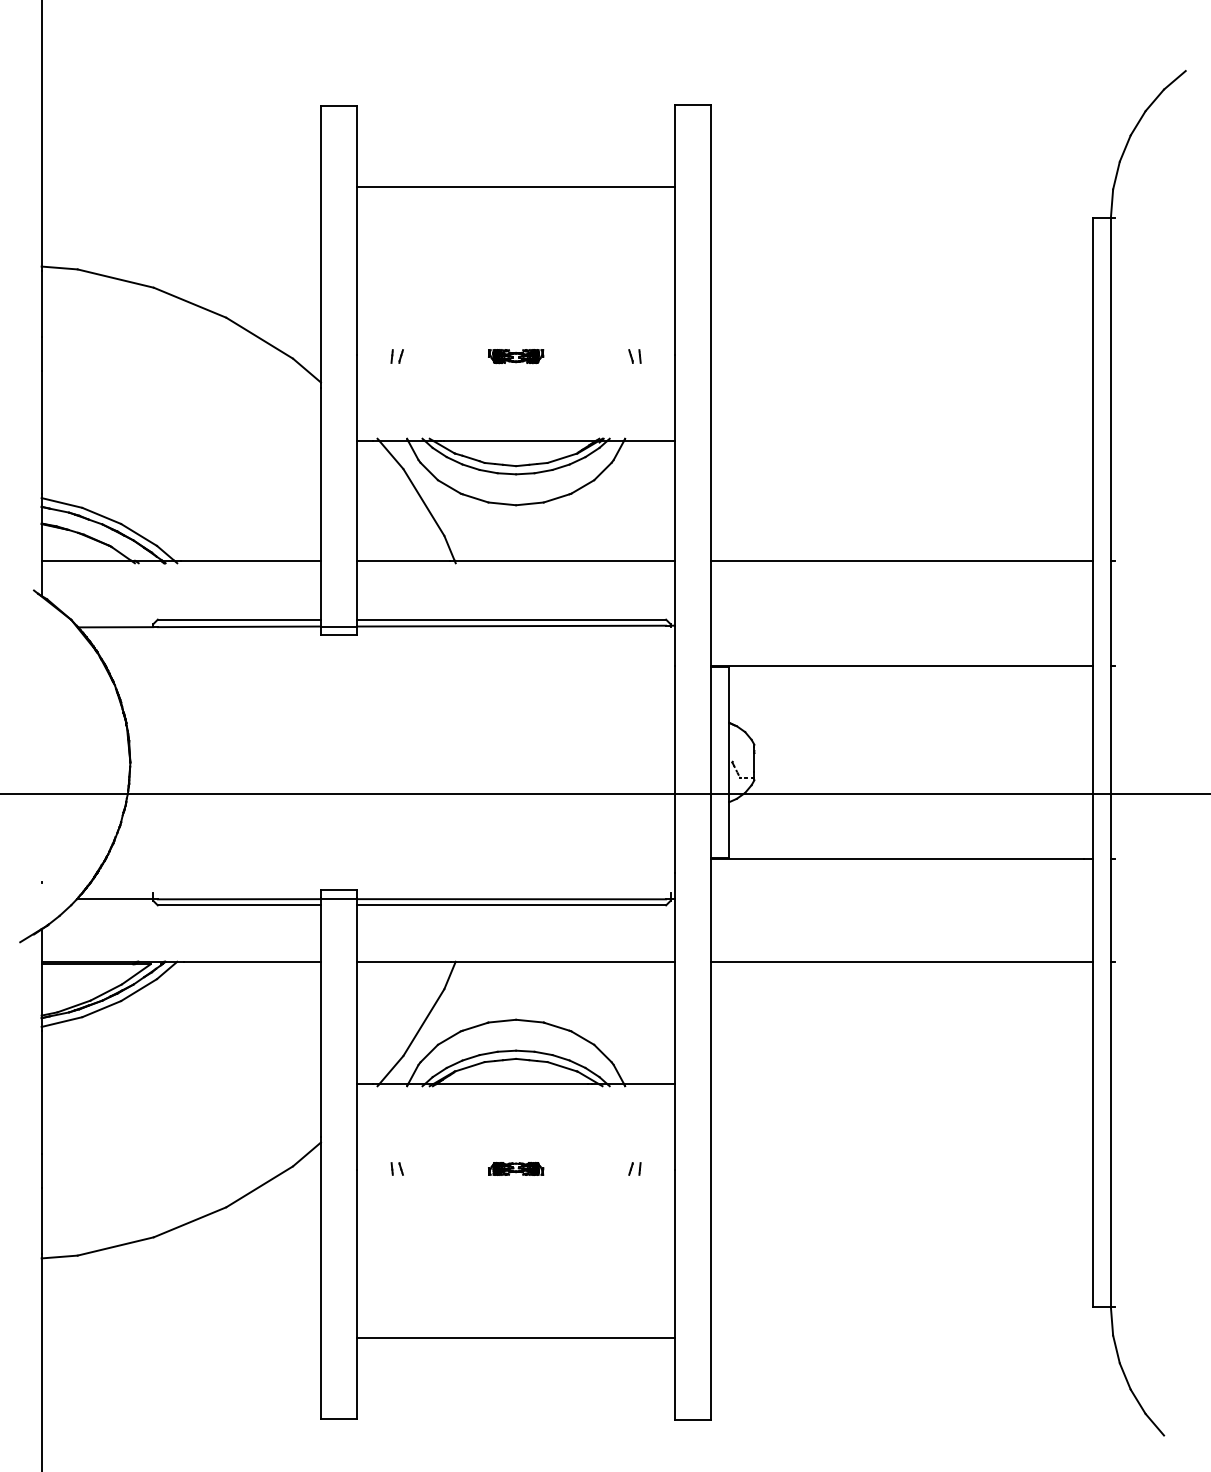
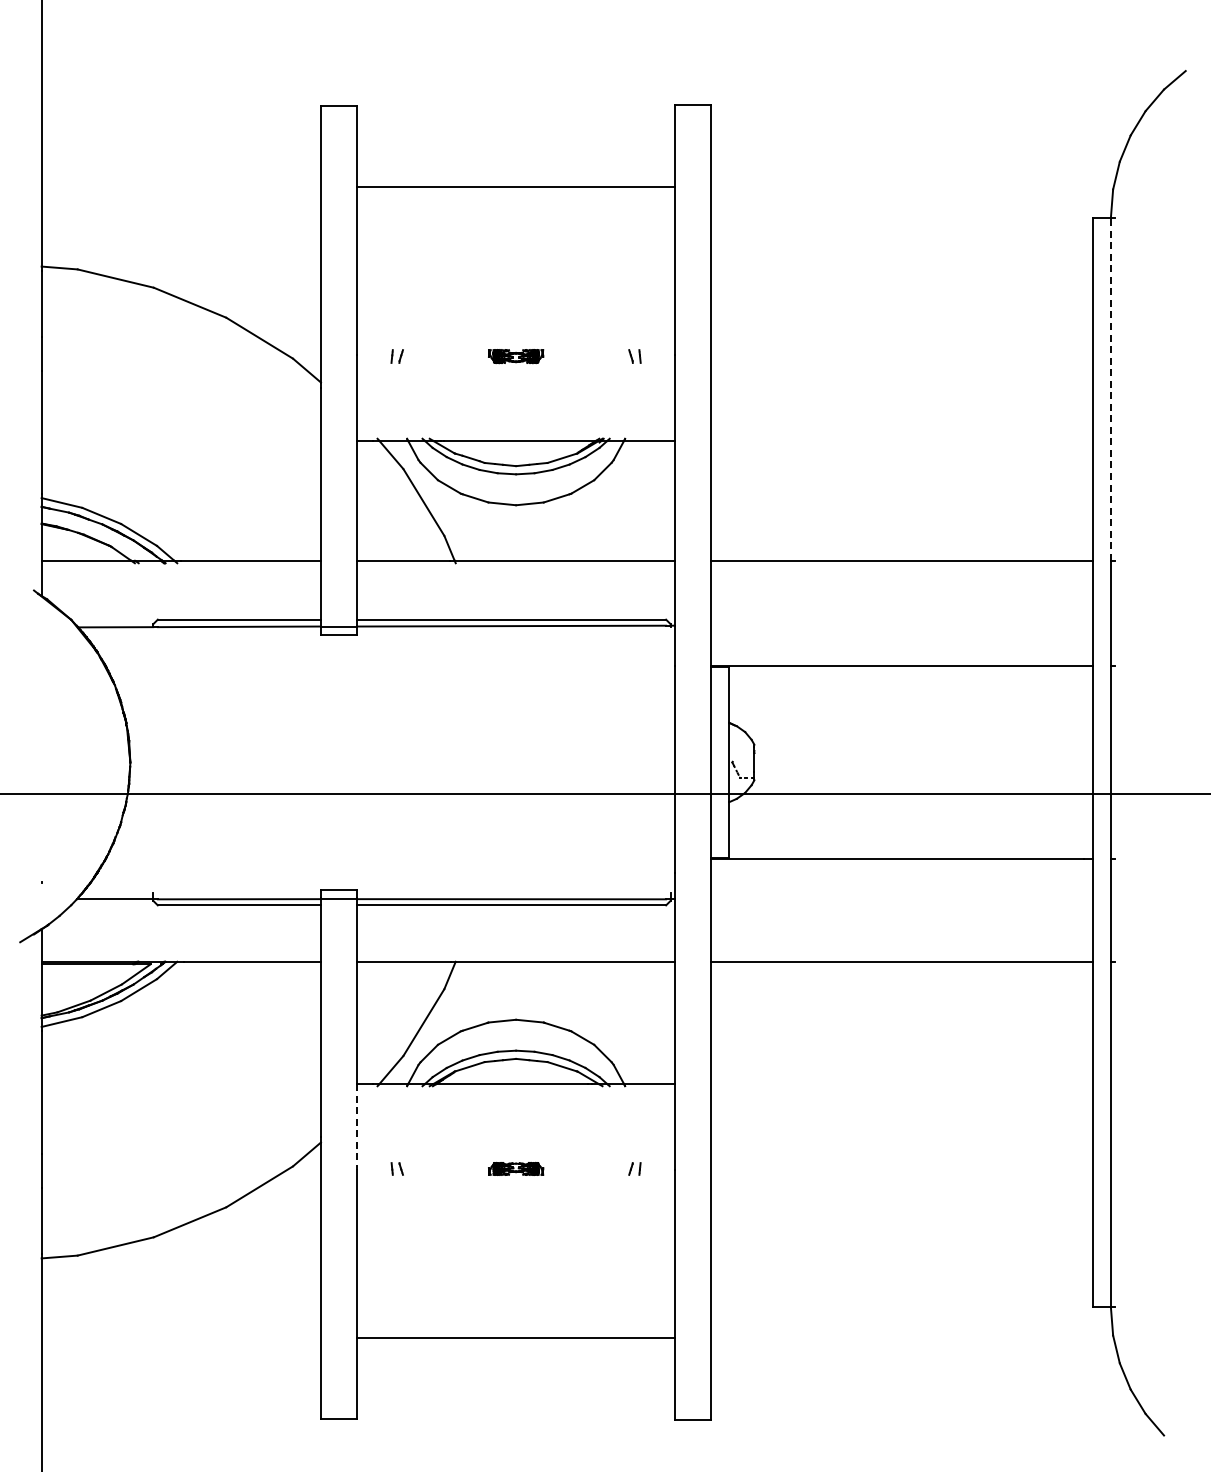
line: solid -> dashed (1110, 388)
line: solid -> dashed (357, 1126)
